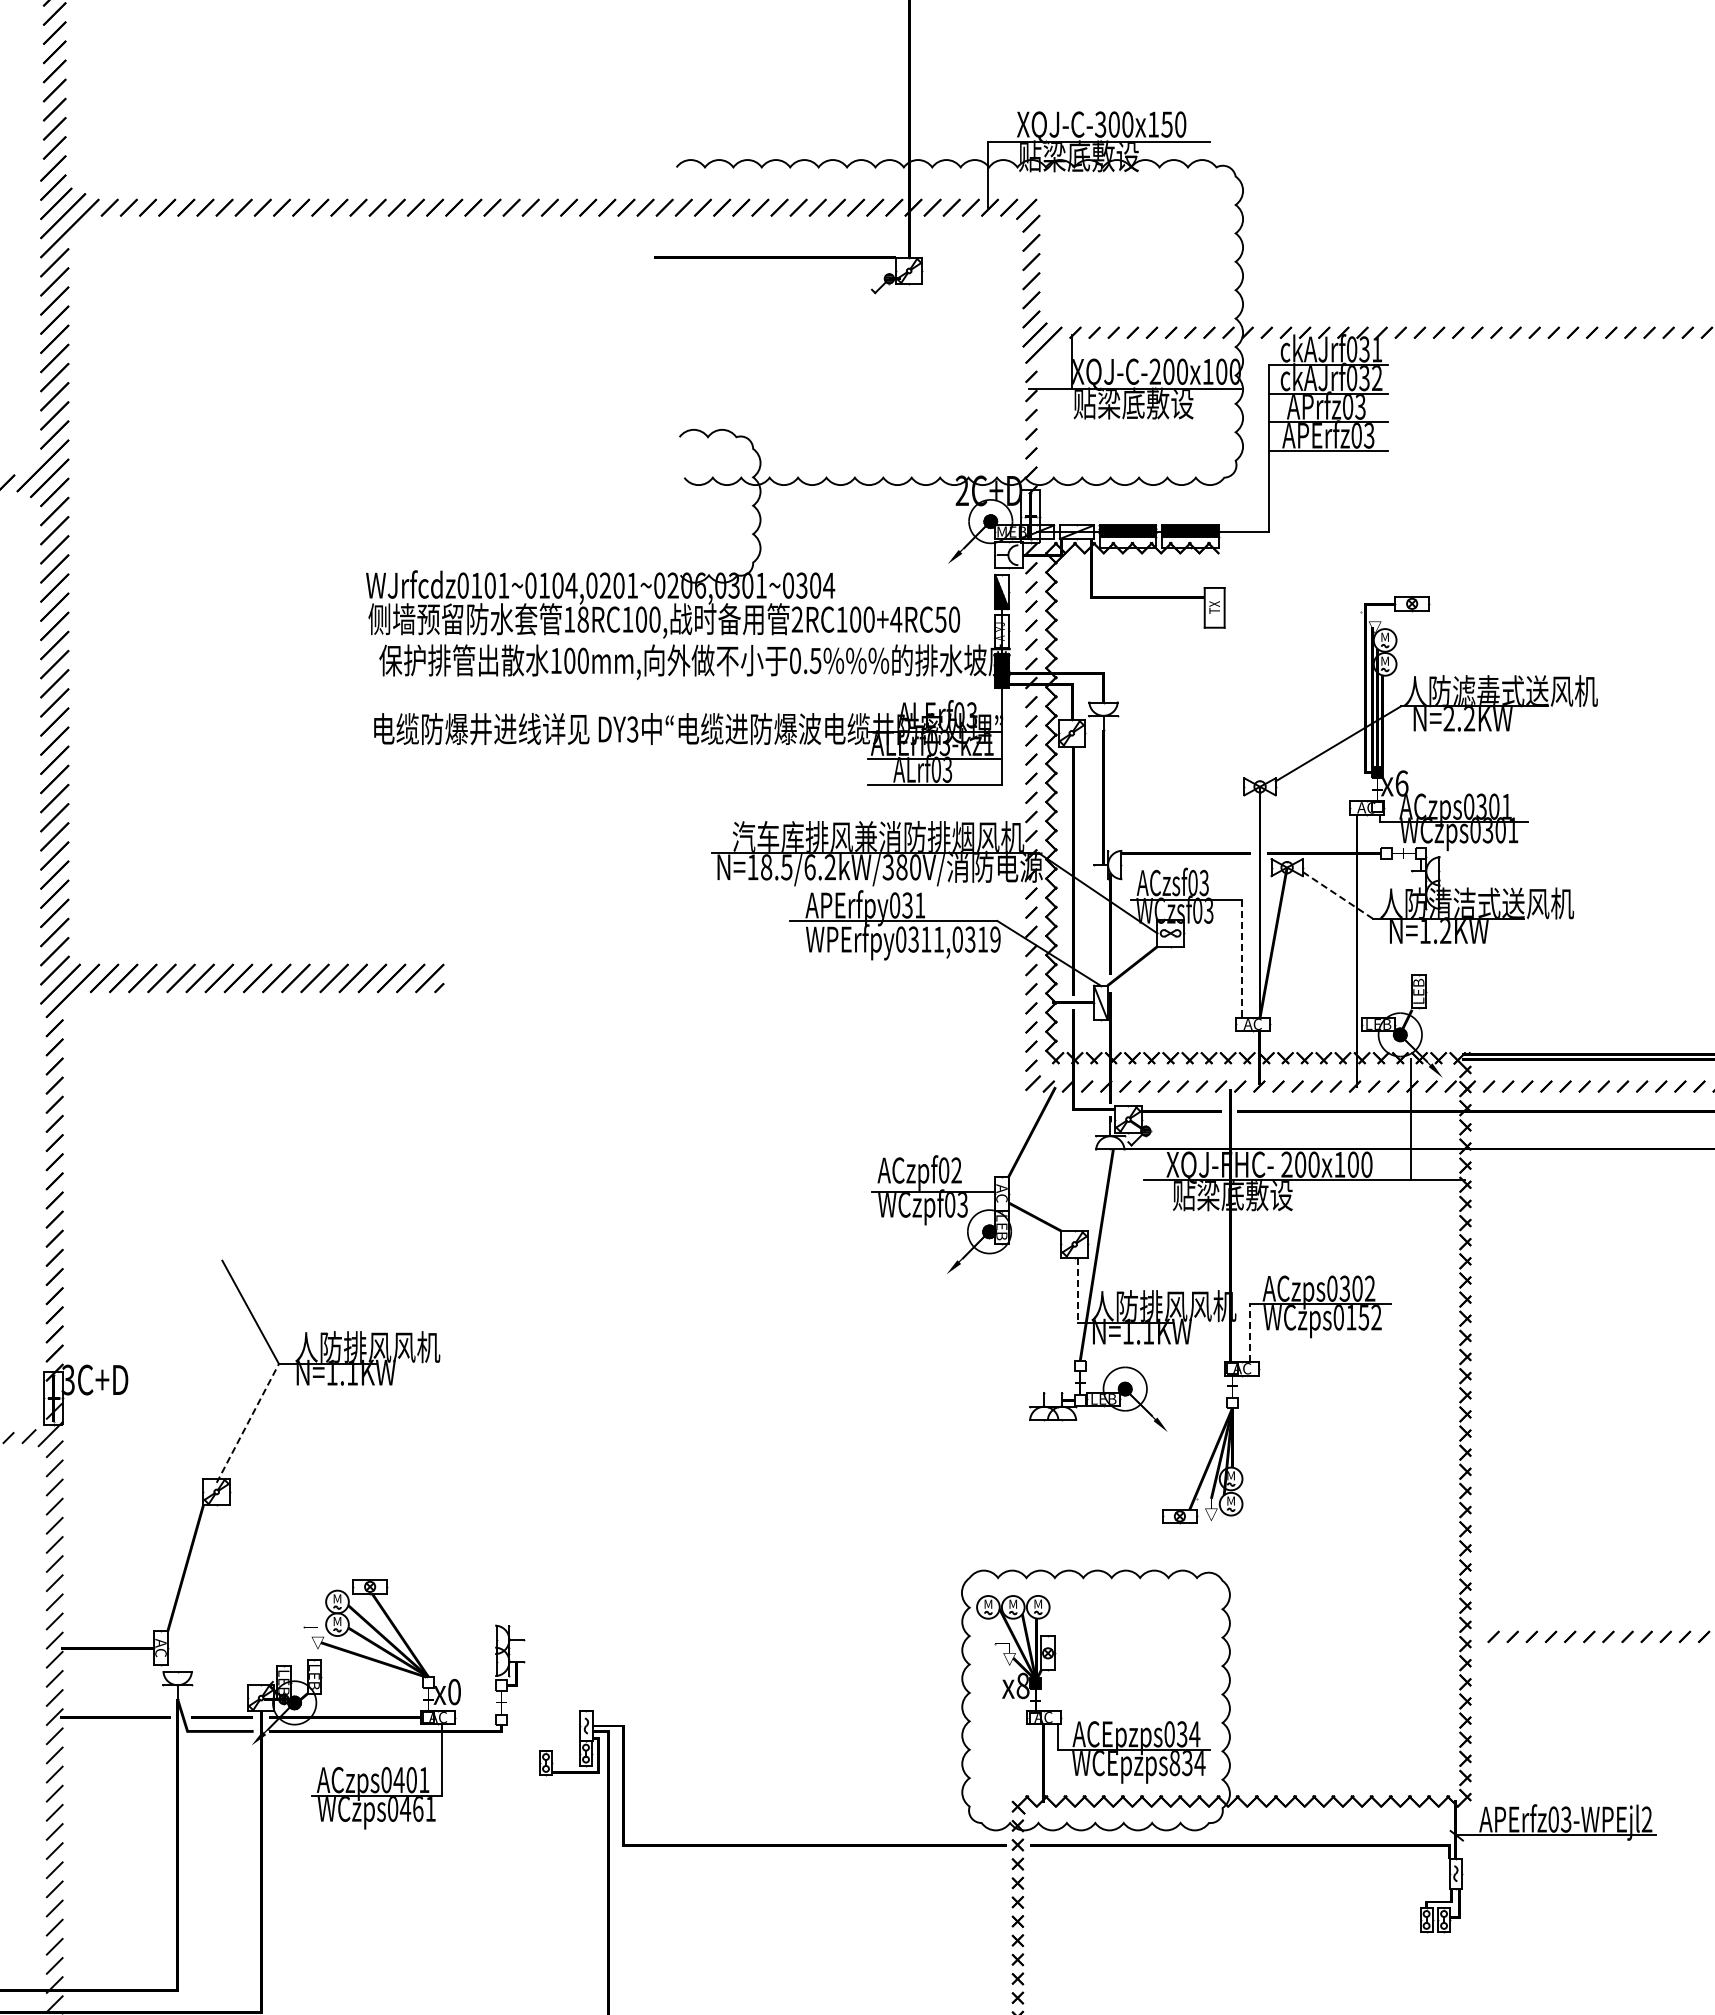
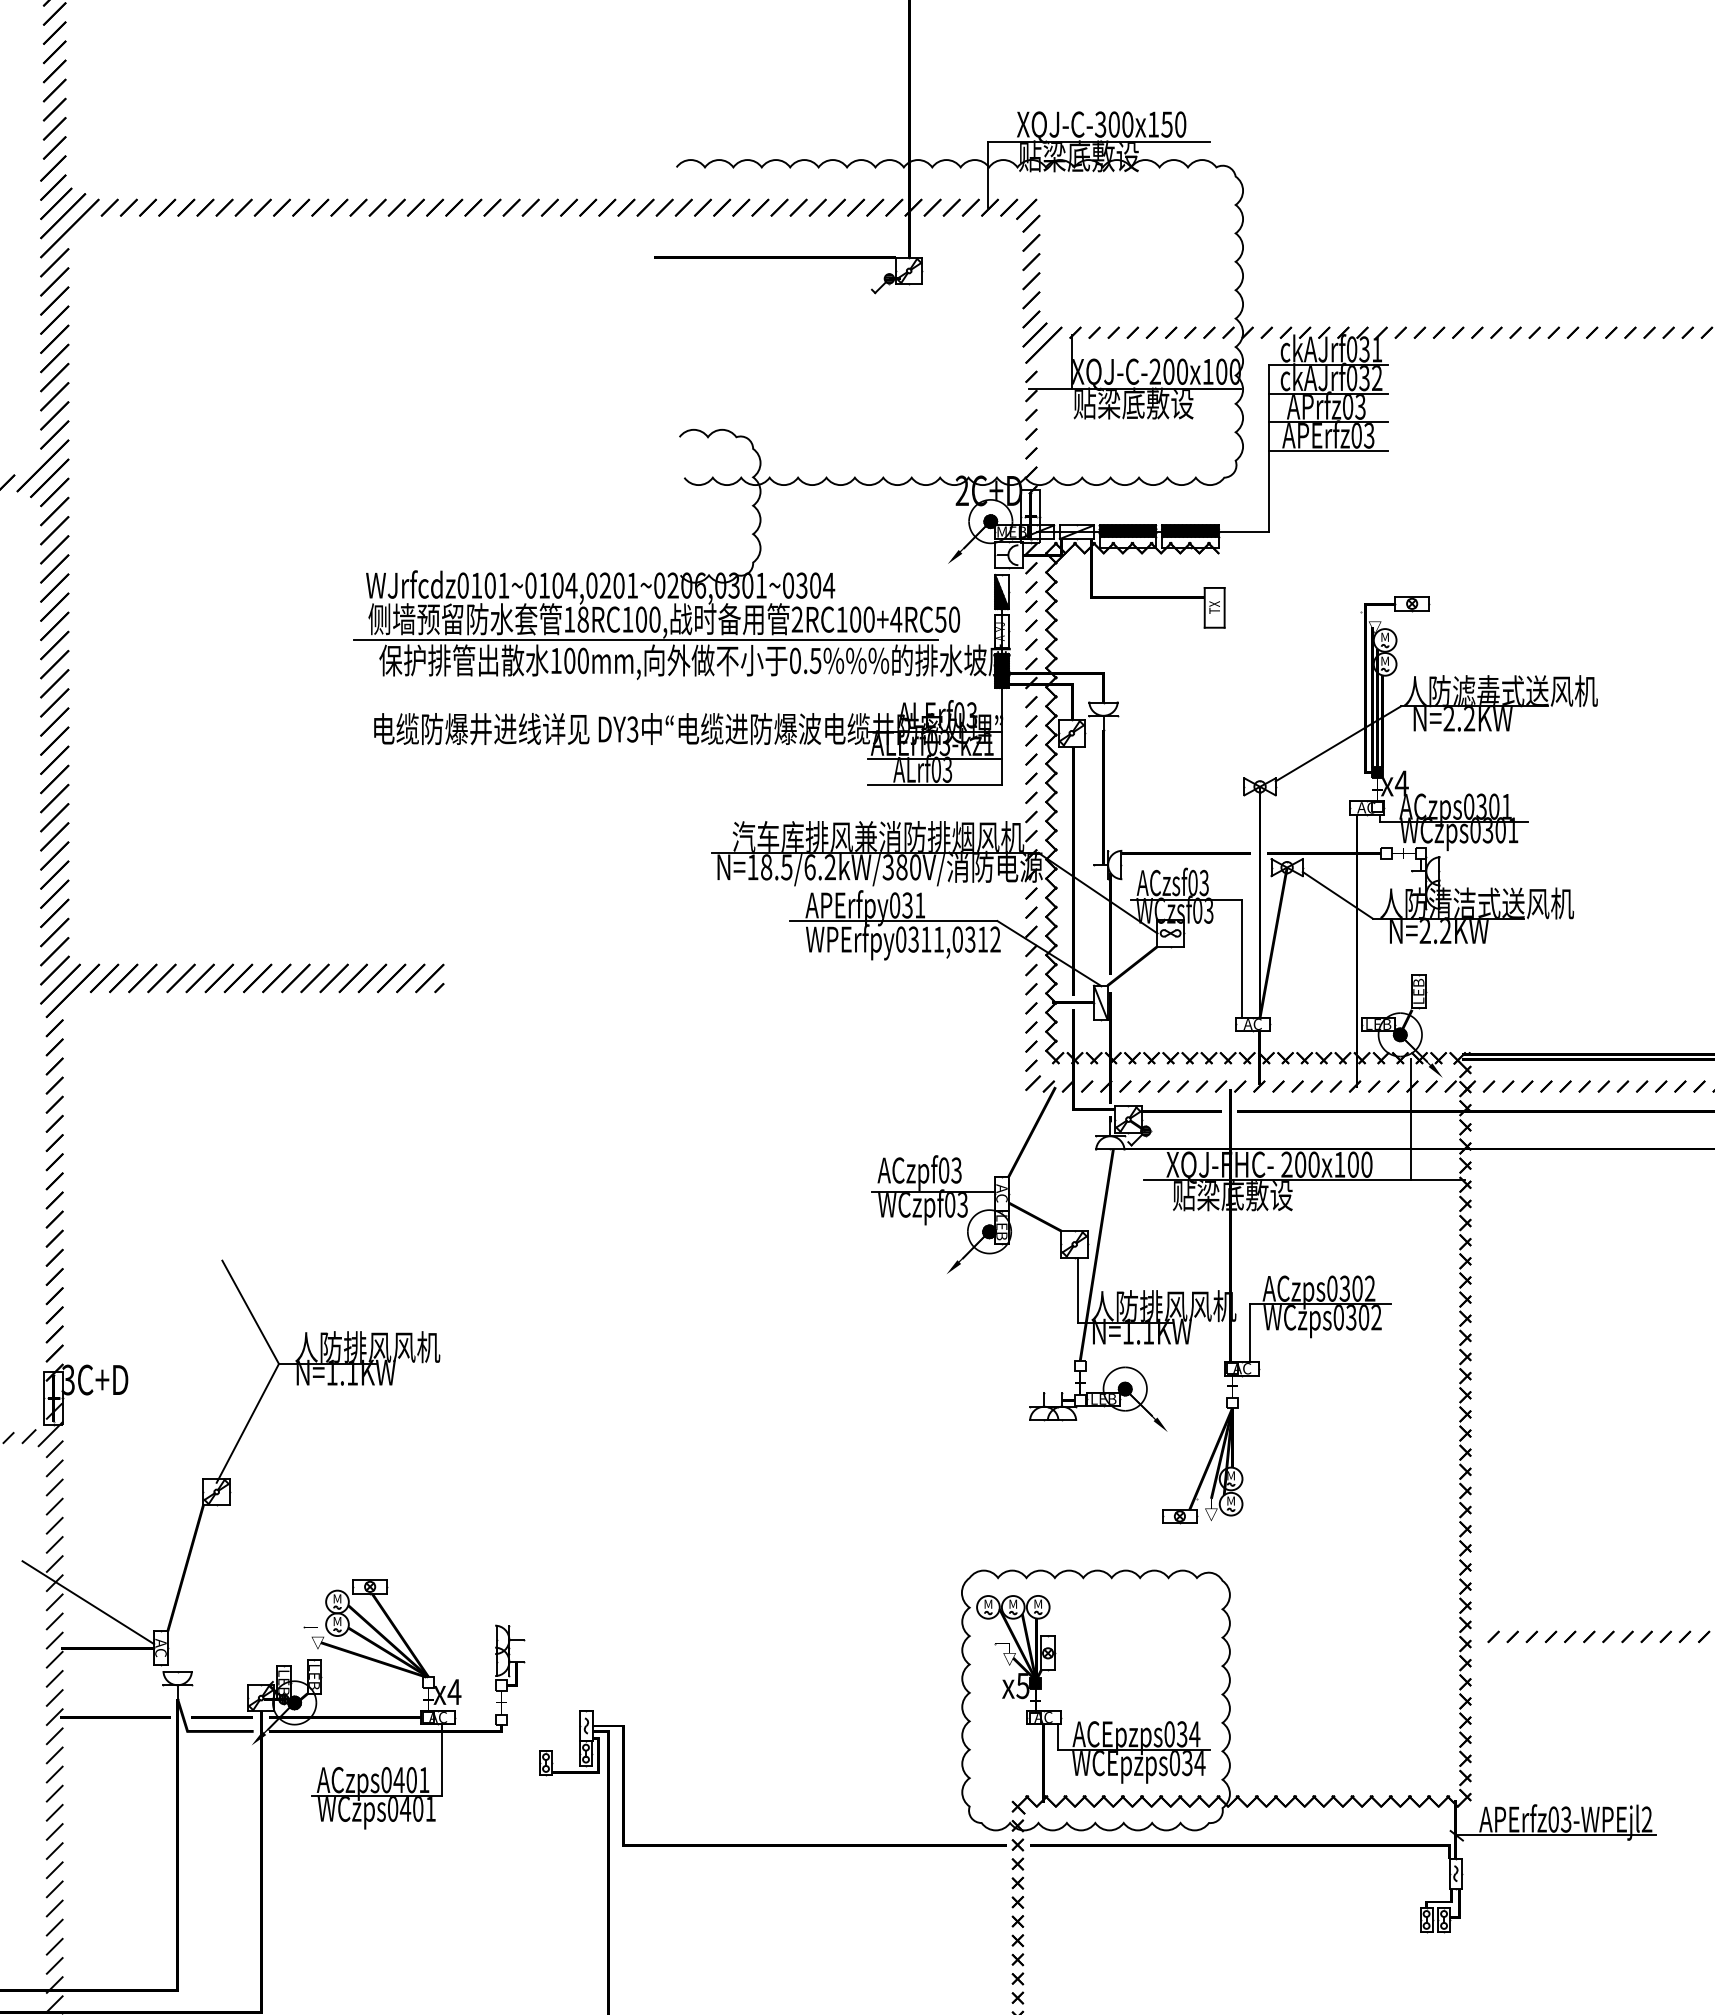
line: none -> present (645, 640)
text: x6 -> x4 (1401, 783)
line: dashed -> solid (1337, 895)
text: N=1.2KW -> N=2.2KW (1424, 930)
text: WPErfpy0311,0319 -> WPErfpy0311,0312 (995, 939)
line: dashed -> solid (1241, 958)
text: ACzpf02 -> ACzpf03 (956, 1170)
line: dashed -> solid (1078, 1290)
text: WCzps0152 -> WCzps0302 (1357, 1317)
line: dashed -> solid (1250, 1333)
line: dashed -> solid (248, 1422)
line: none -> present (88, 1602)
text: x8 -> x5 (1022, 1685)
text: x0 -> x4 (454, 1691)
text: WCEpzps834 -> WCEpzps034 (1174, 1763)
text: WCzps0461 -> WCzps0401 (418, 1809)
